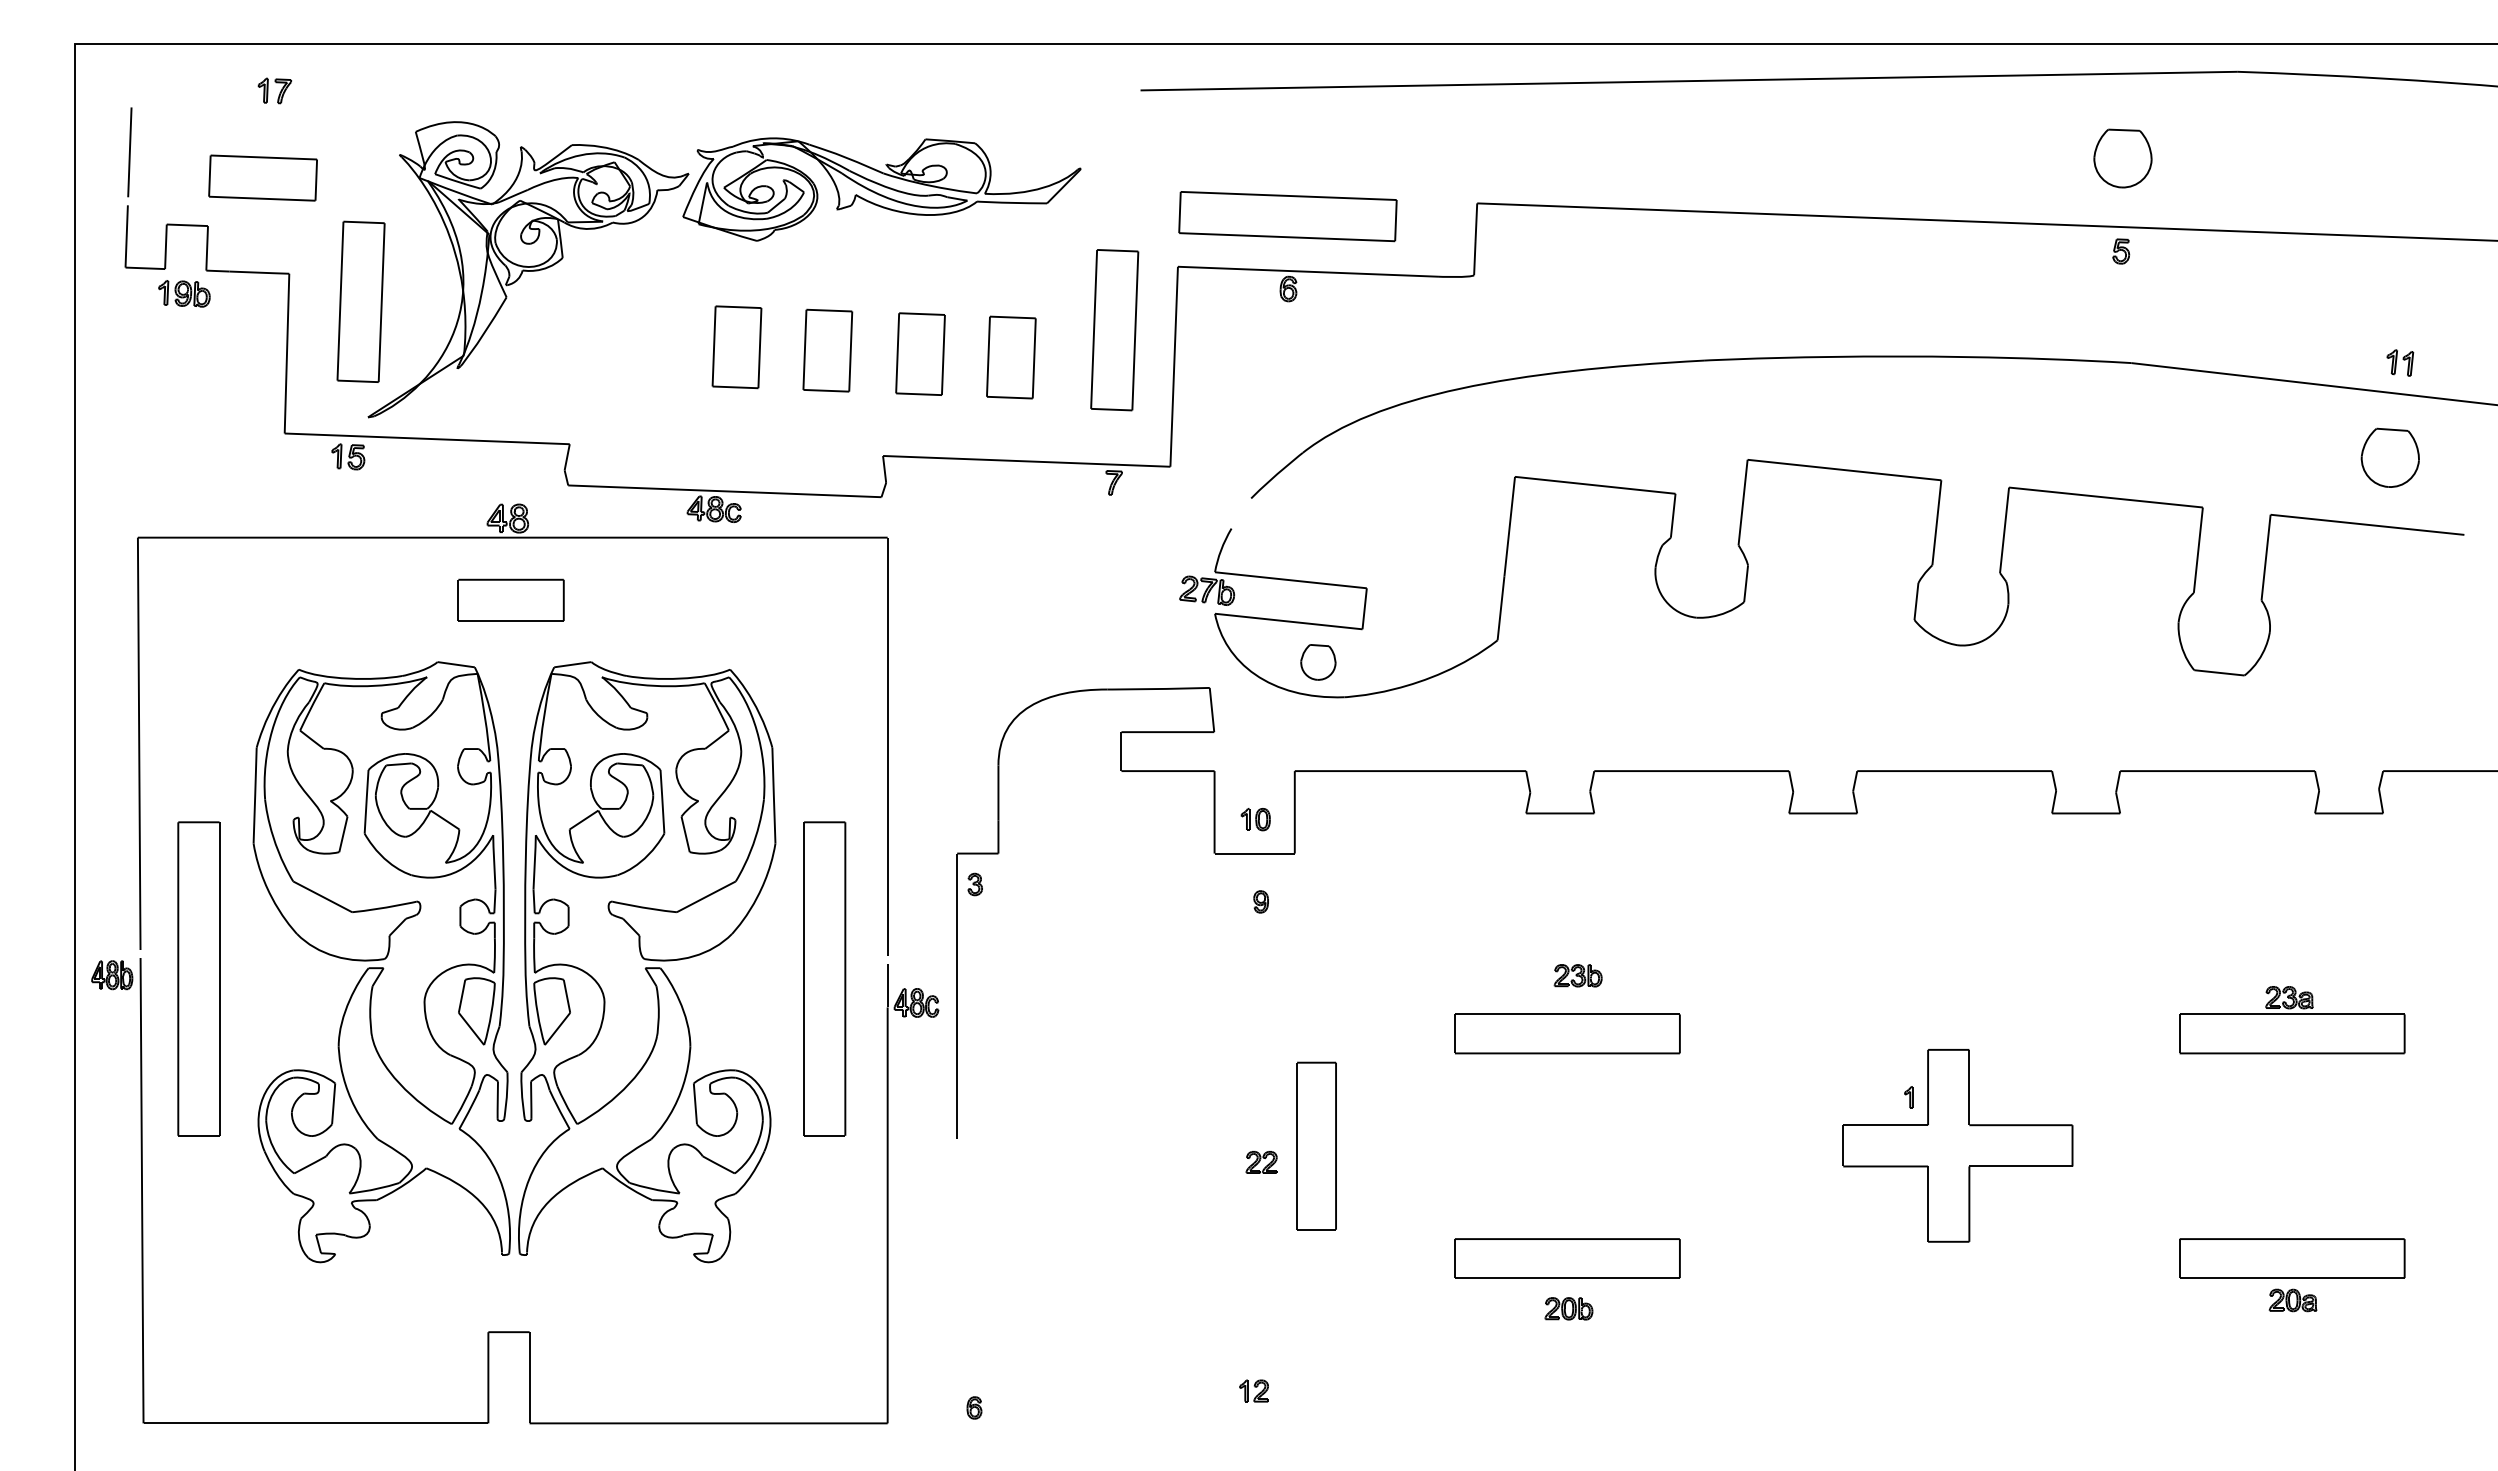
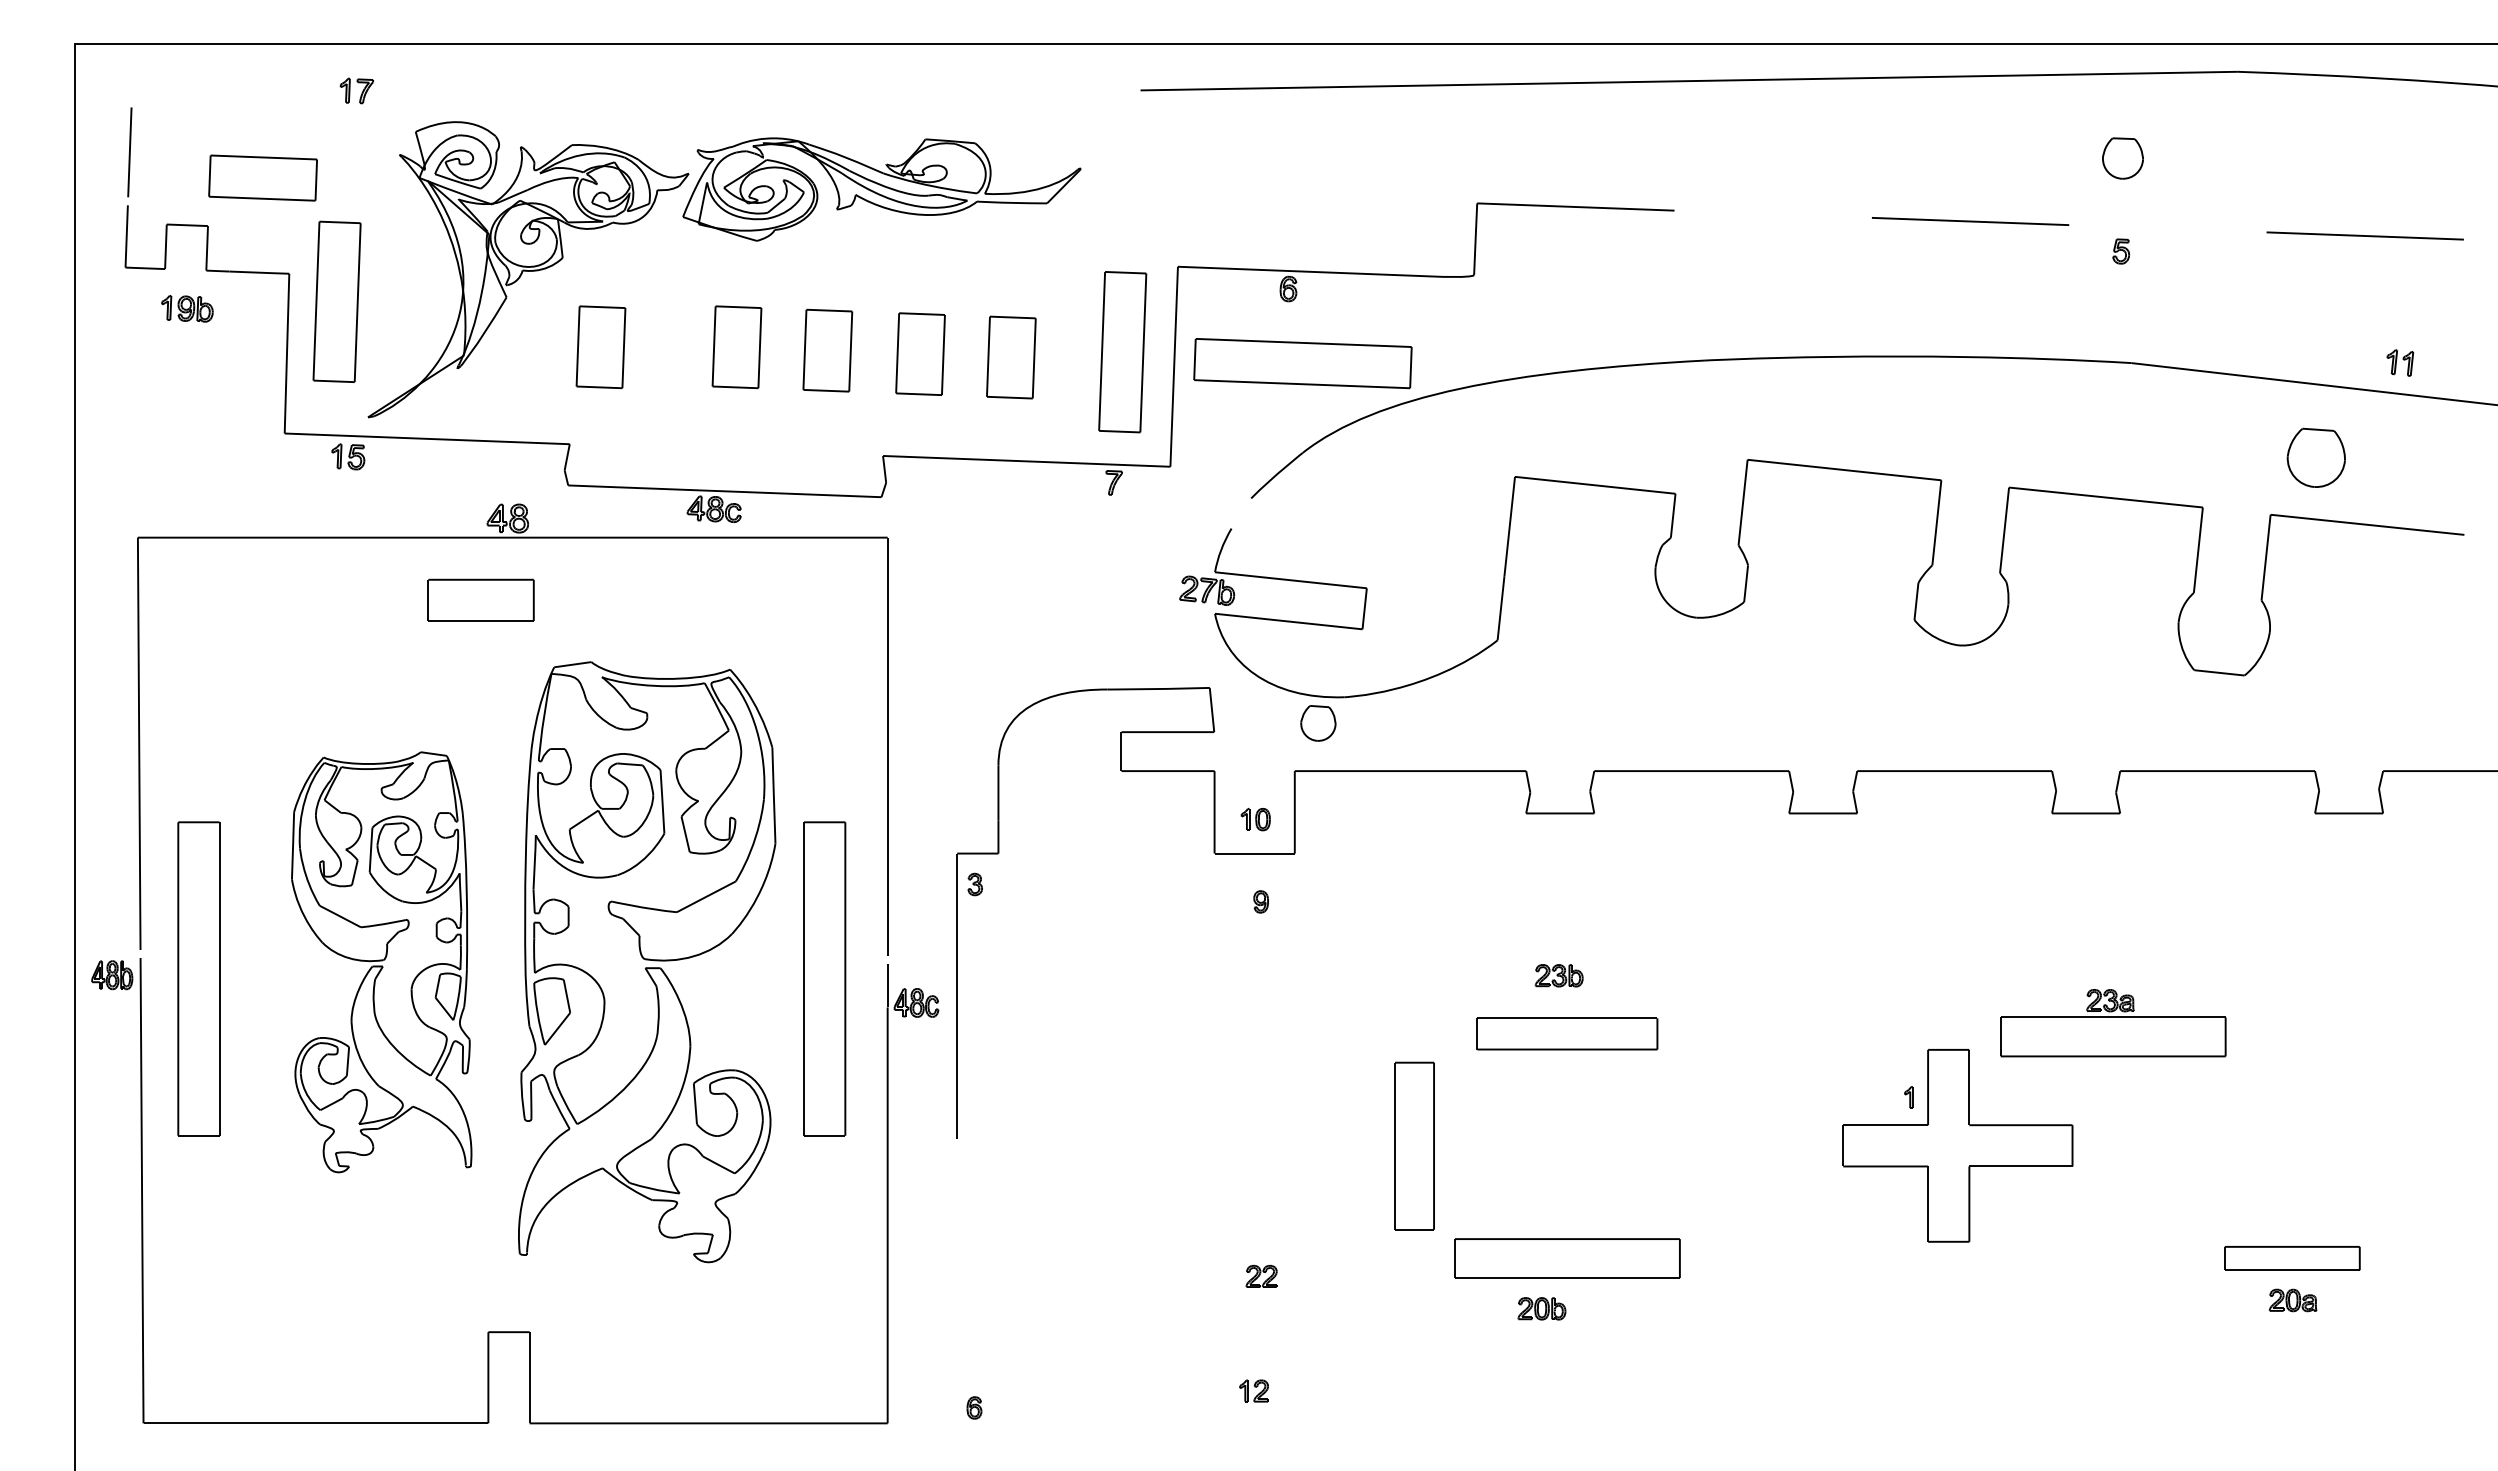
part position: (274, 90) -> (356, 90) (356, 90)
part size: 60x61 px -> 42x43 px (2122, 158)
part position: (1287, 216) -> (1302, 363) (1302, 363)
line: solid -> dashed (1987, 222)
part position: (184, 293) -> (187, 308) (187, 308)
part position: (360, 301) -> (336, 301) (336, 301)
part position: (1114, 330) -> (1122, 352) (1122, 352)
part: none -> present (600, 347)
part position: (2389, 457) -> (2315, 457) (2315, 457)
part position: (510, 599) -> (480, 599) (480, 599)
part position: (1318, 662) -> (1318, 723) (1318, 723)
part size: 259x603 px -> 182x423 px (381, 962)
part position: (1577, 975) -> (1558, 975) (1558, 975)
part position: (2292, 1020) -> (2113, 1023) (2113, 1023)
part size: 227x42 px -> 183x34 px (1567, 1033)
part position: (1316, 1145) -> (1414, 1145) (1414, 1145)
part position: (1261, 1162) -> (1261, 1276) (1261, 1276)
part size: 227x41 px -> 137x25 px (2292, 1258)
part position: (1568, 1308) -> (1541, 1308) (1541, 1308)
